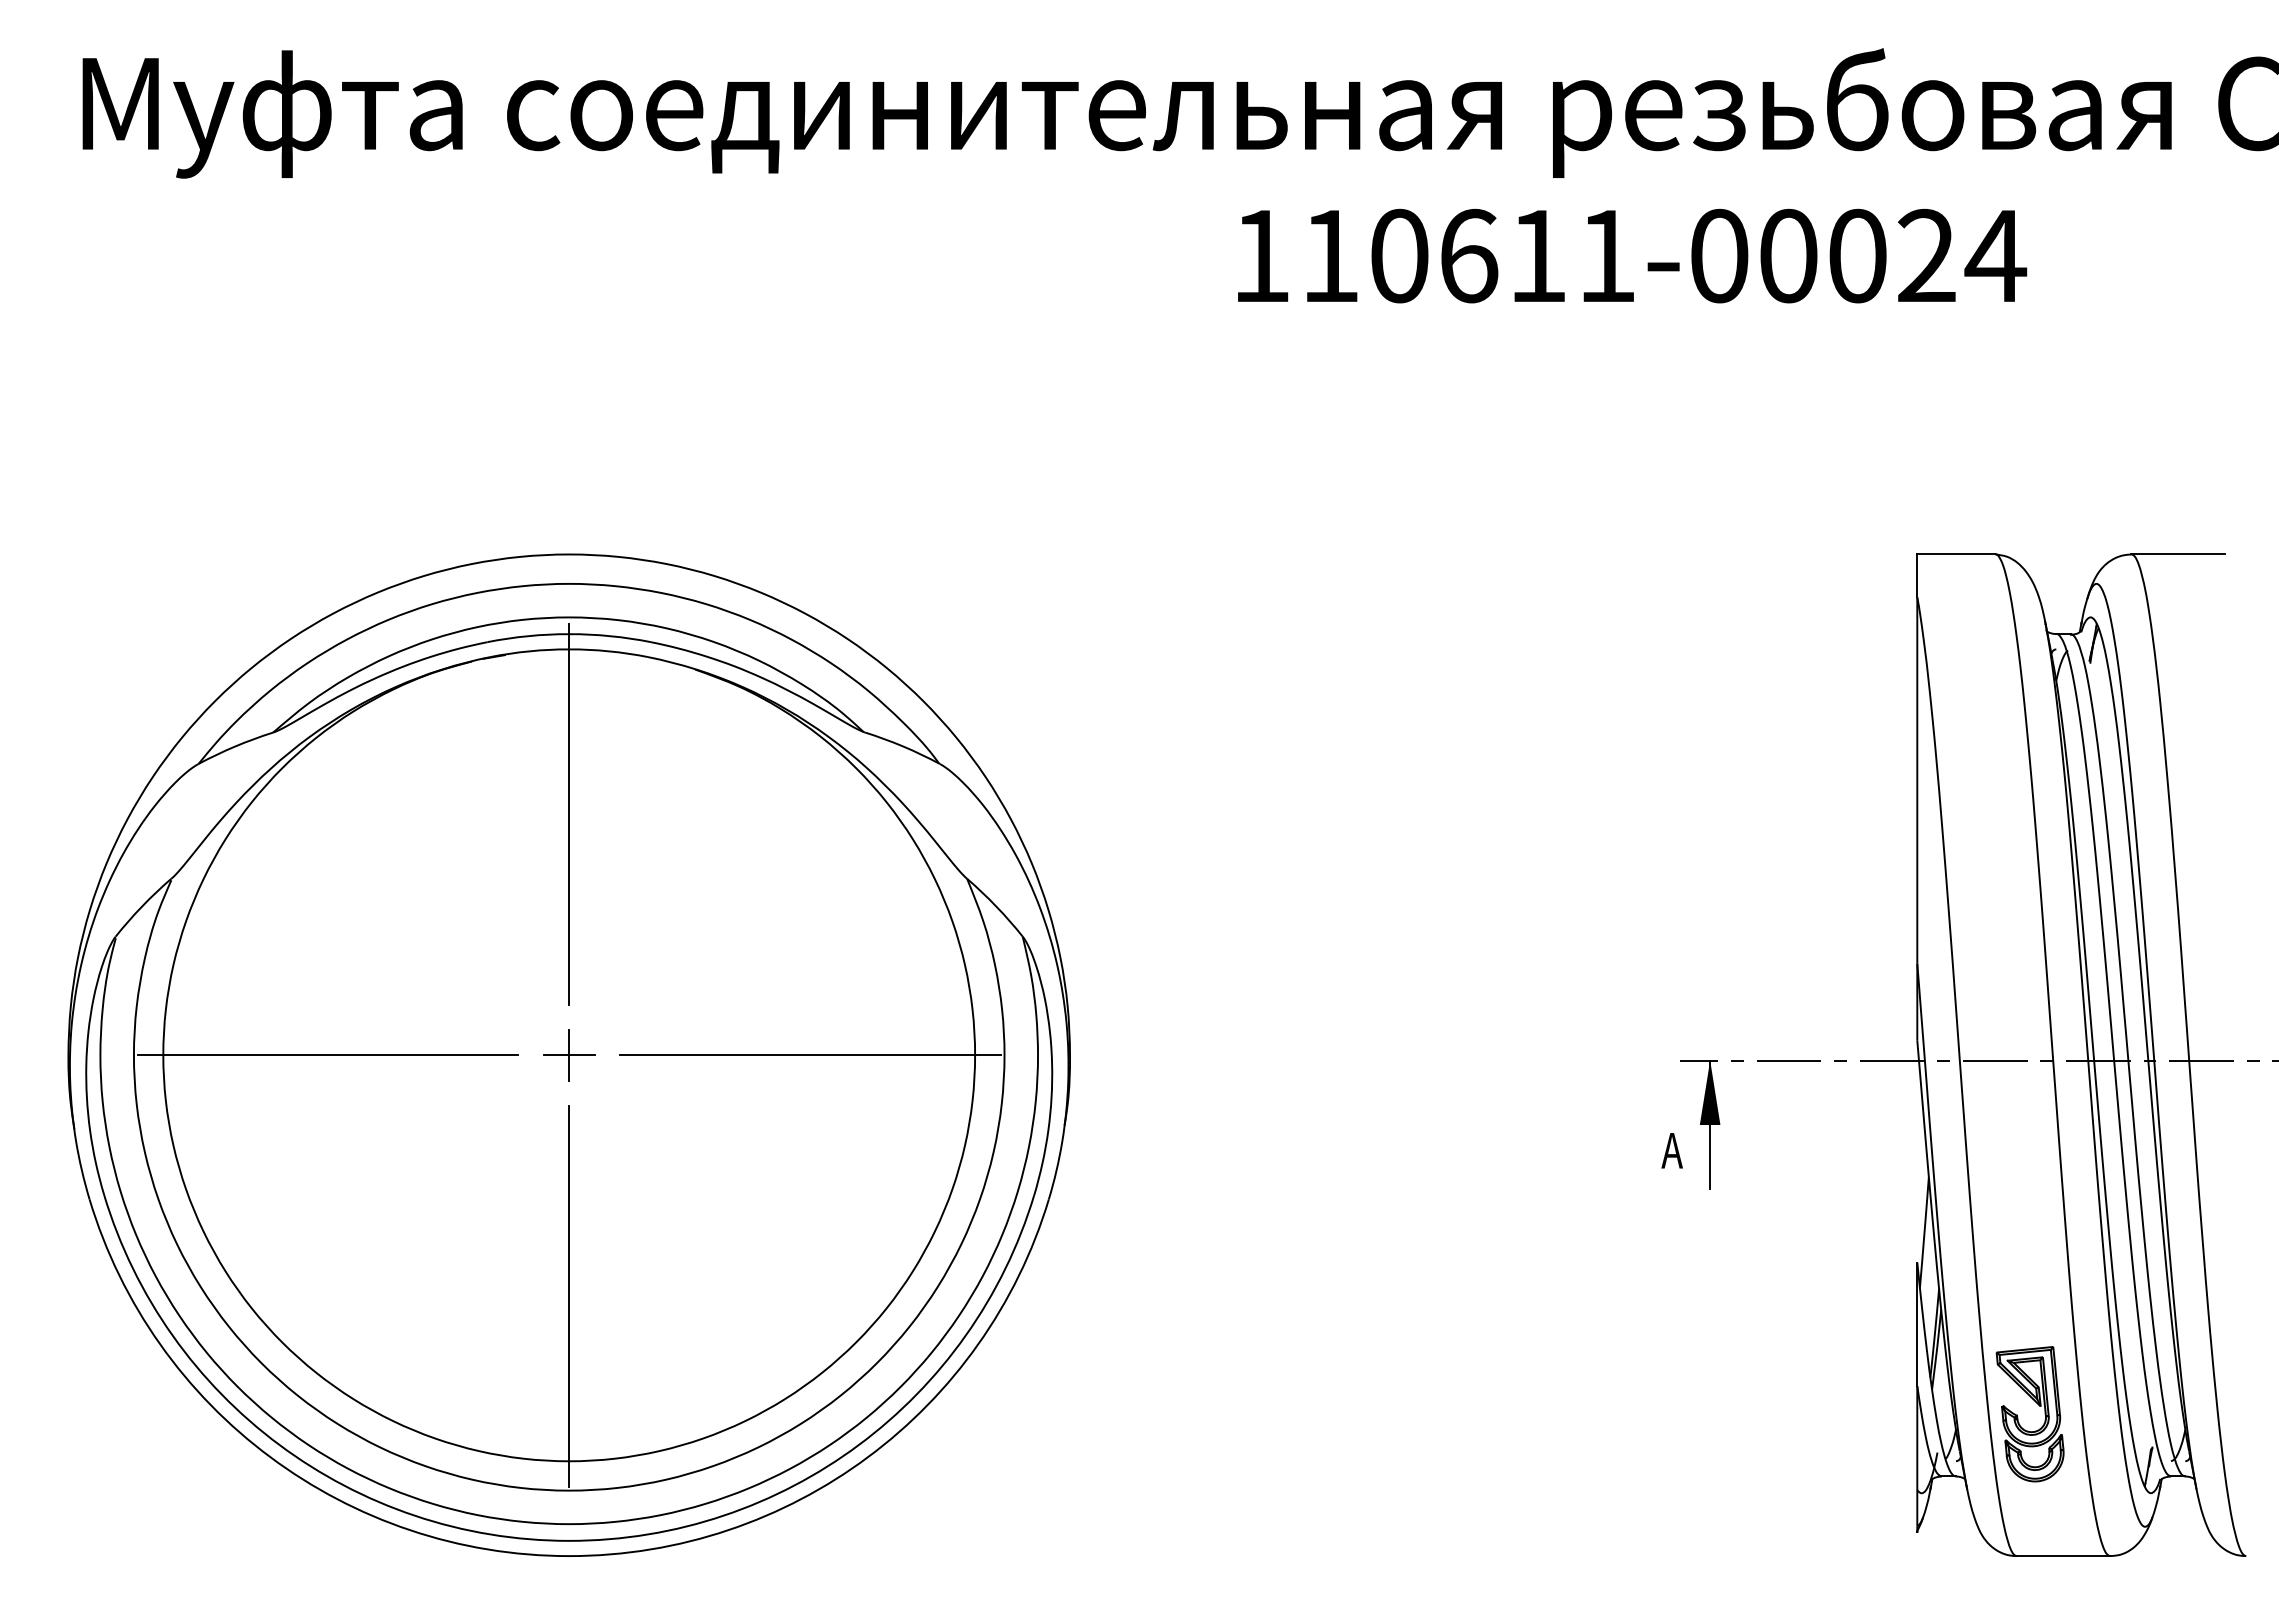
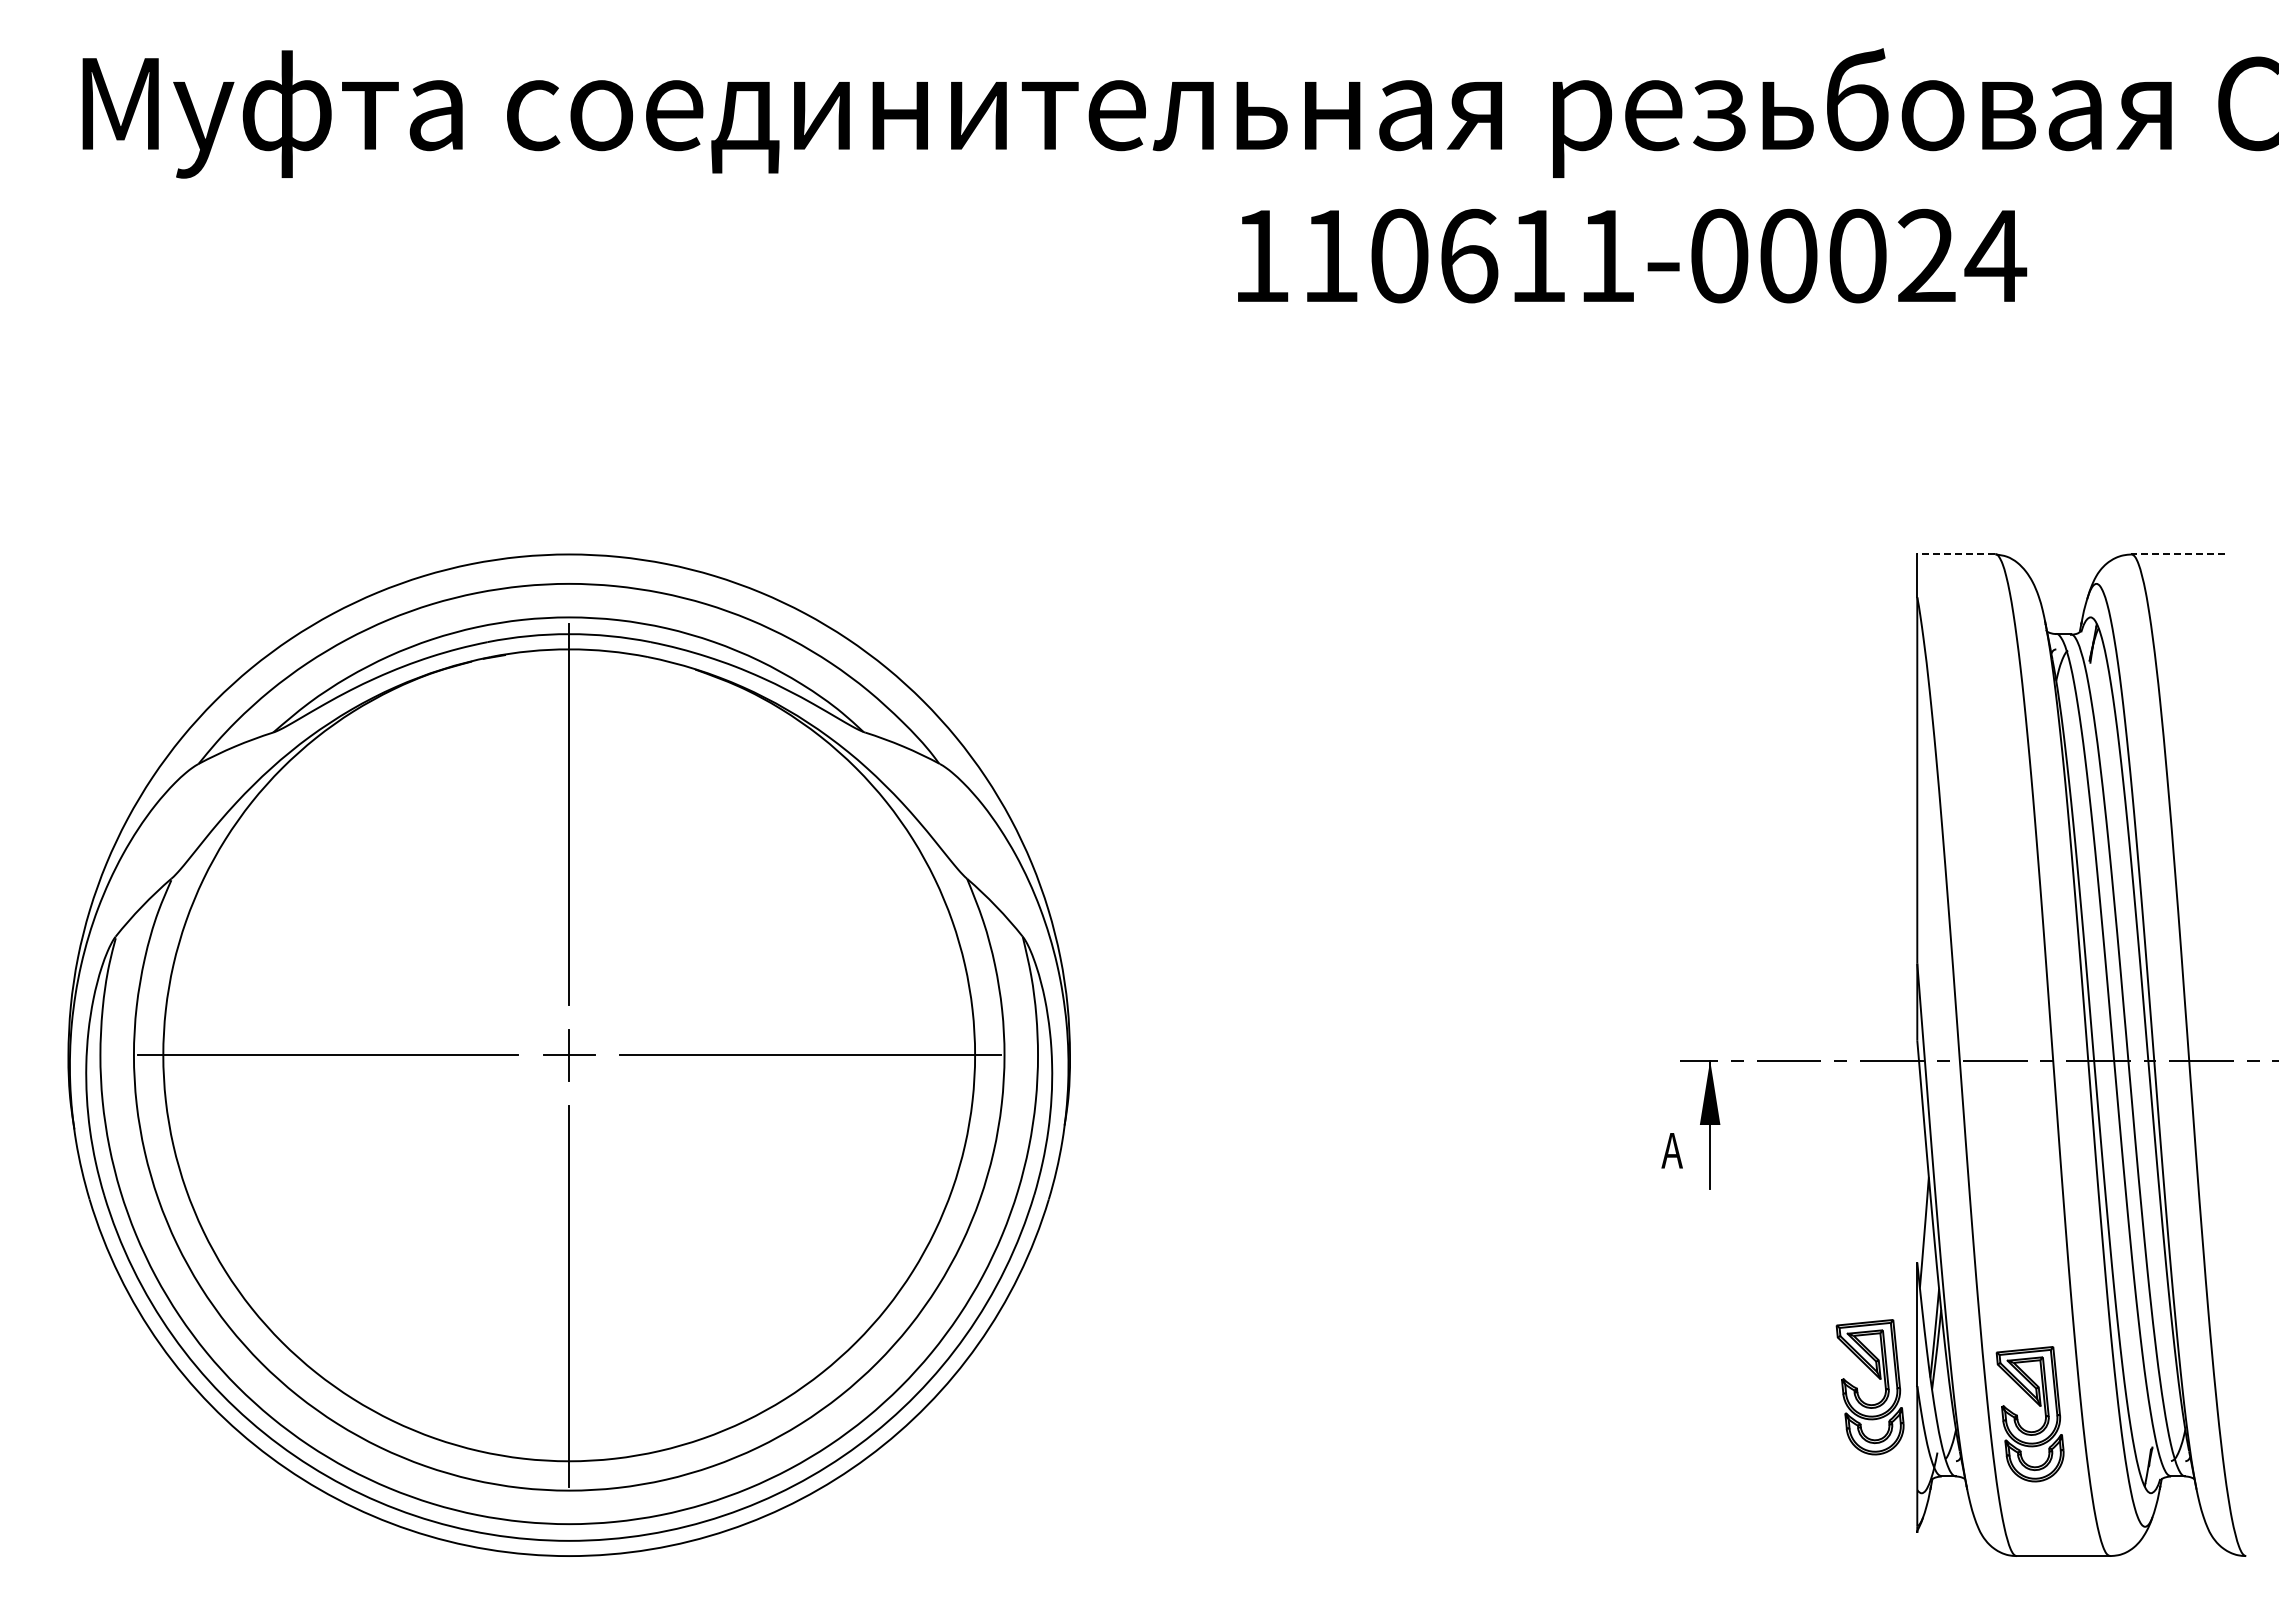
line: solid -> dashed (1955, 554)
line: solid -> dashed (2178, 554)
part: none -> present (1858, 1390)
